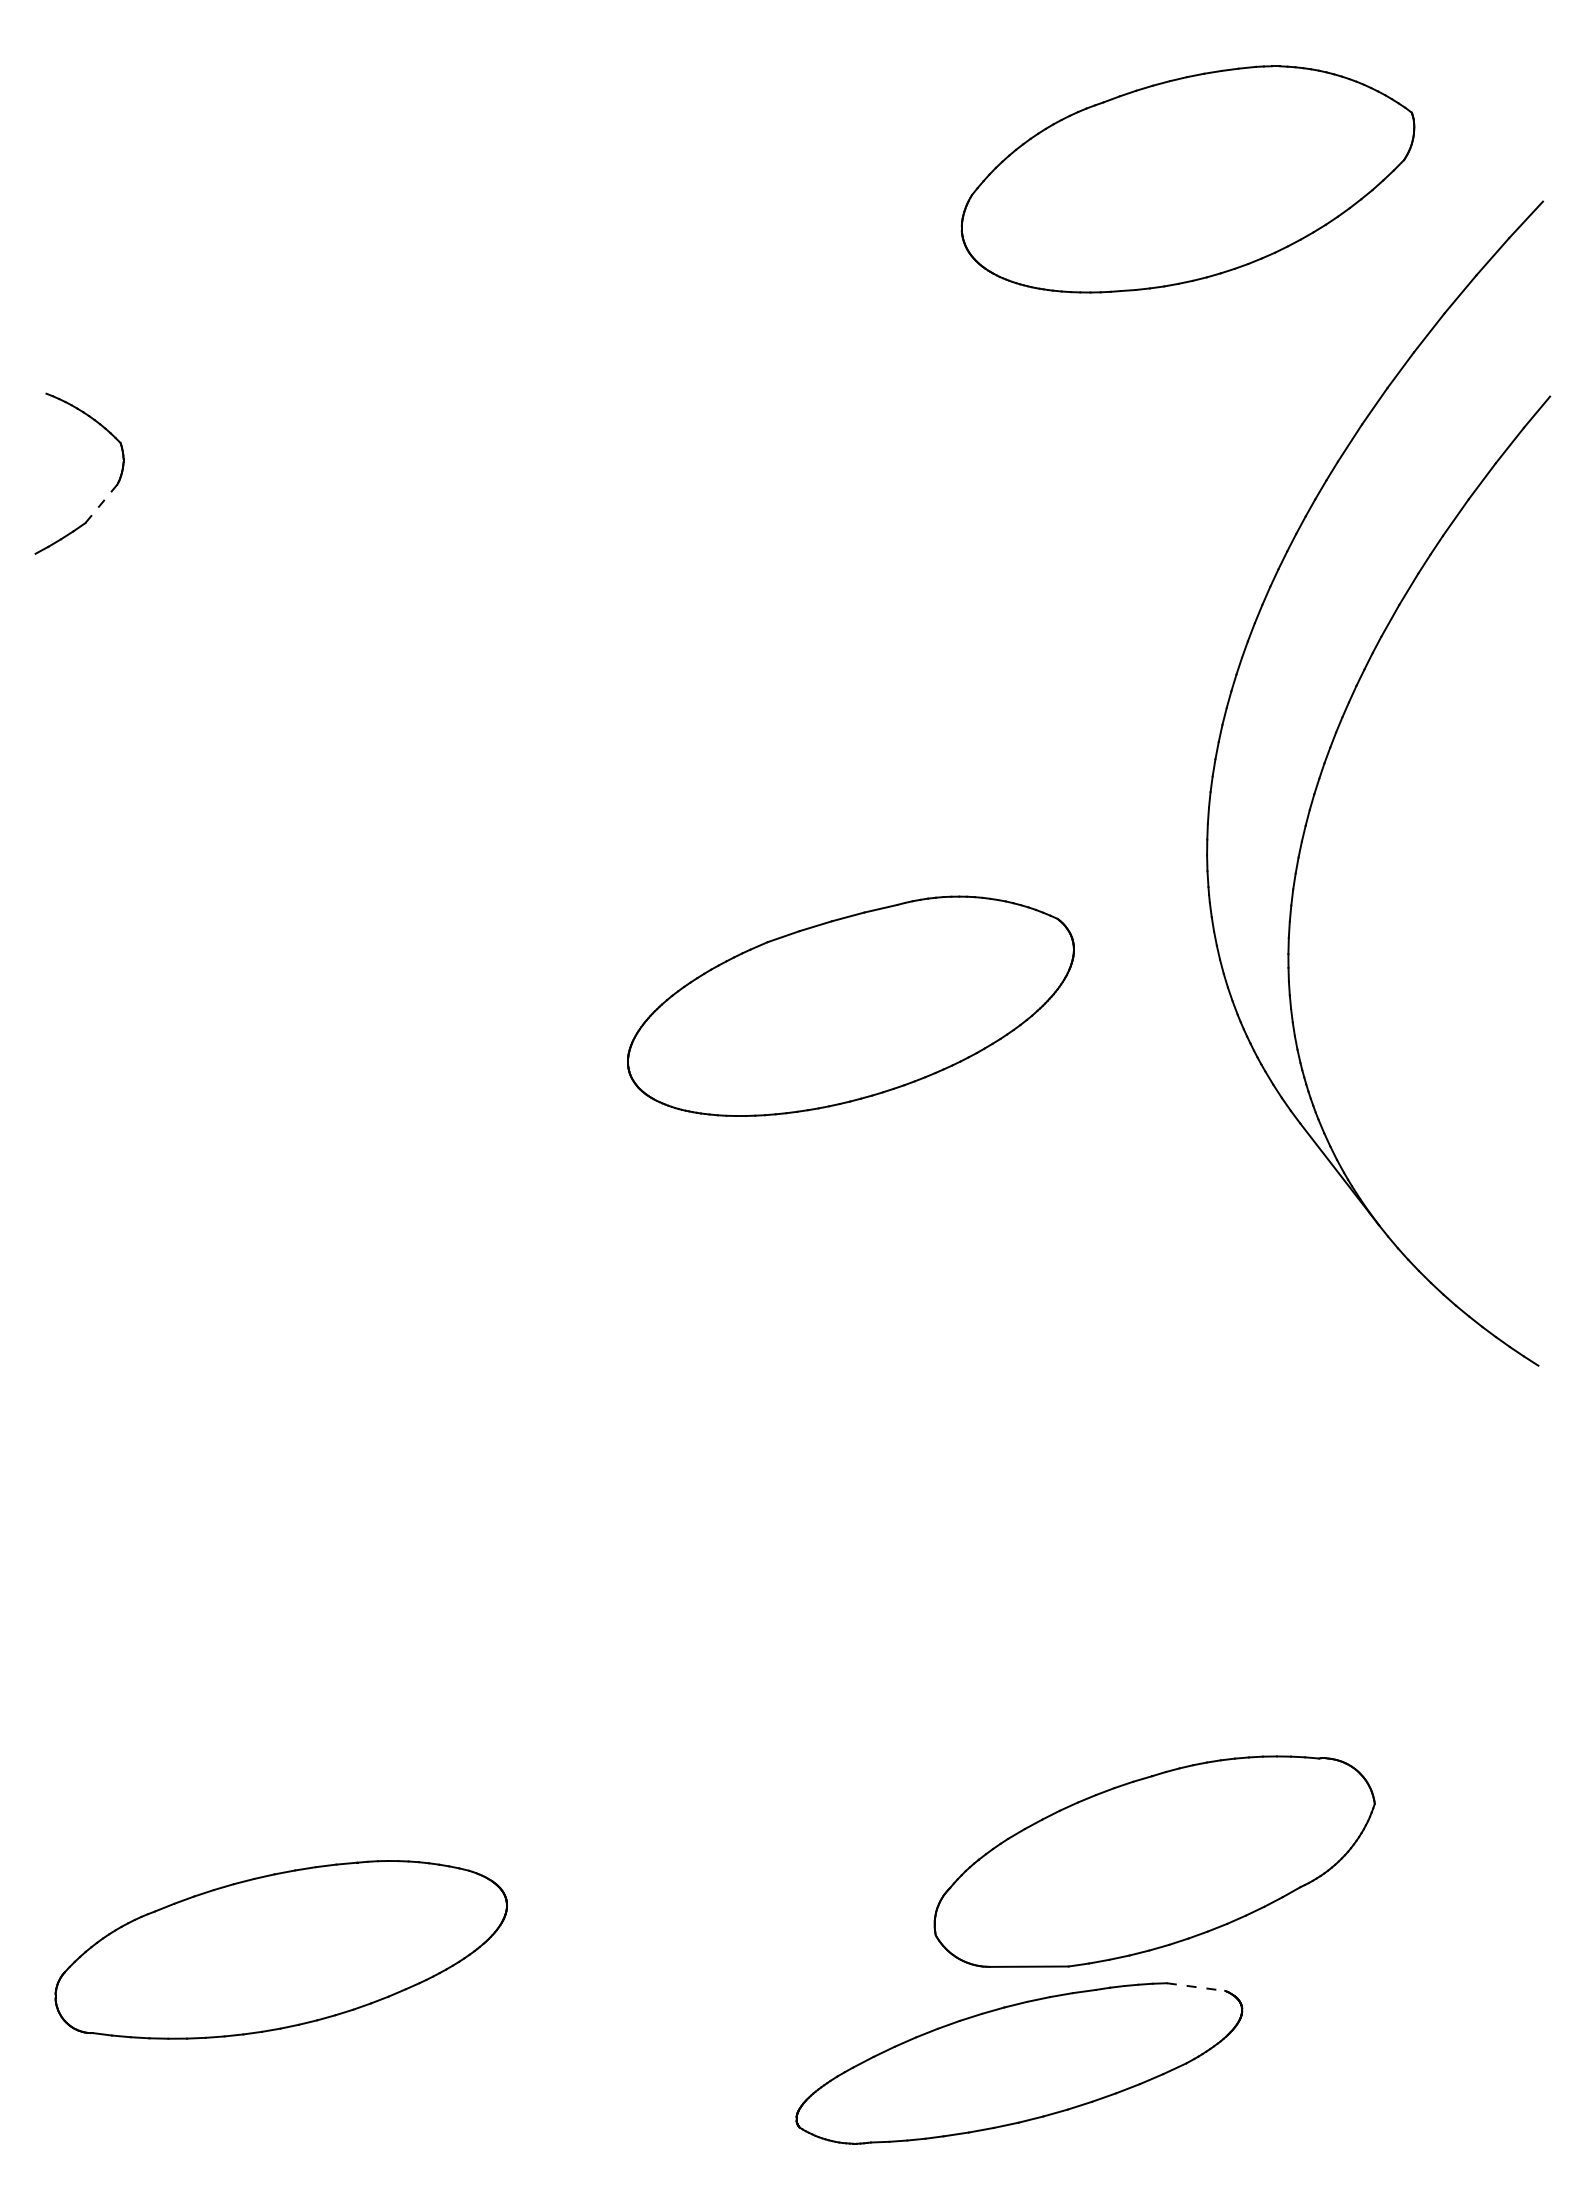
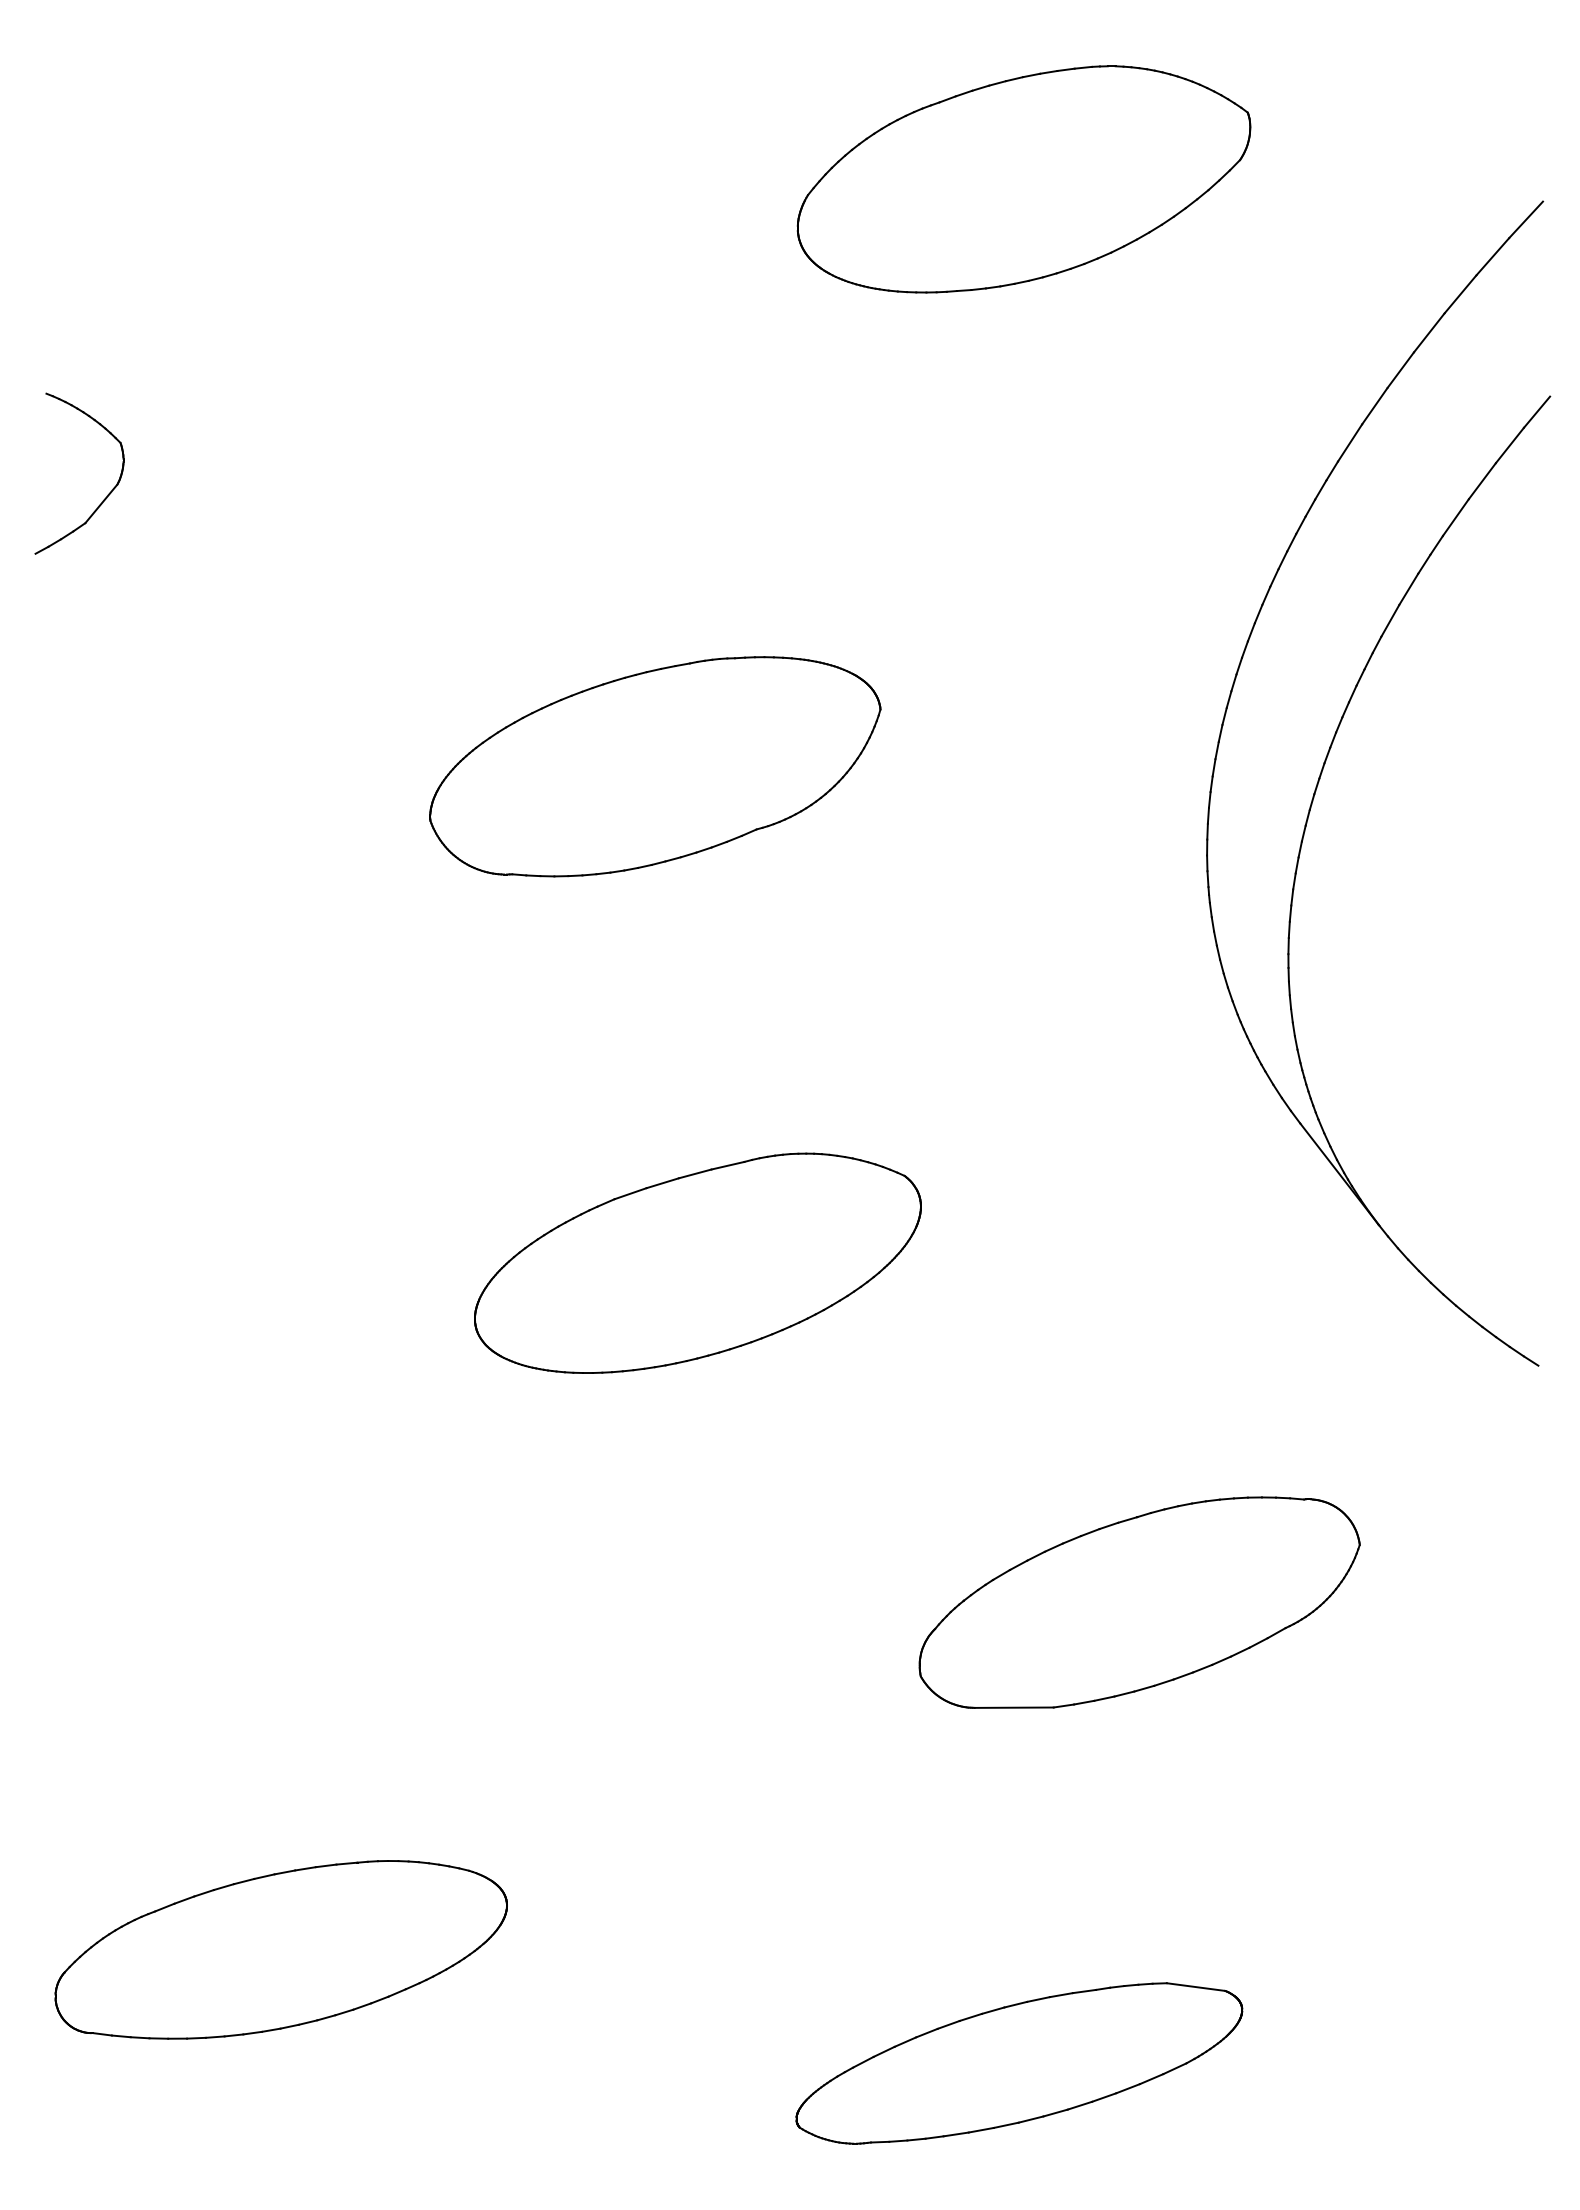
part position: (1187, 179) -> (1023, 179) (1023, 179)
line: dashed -> solid (101, 504)
part: none -> present (655, 766)
part position: (850, 1005) -> (697, 1262) (697, 1262)
part position: (1154, 1861) -> (1139, 1602) (1139, 1602)
line: dashed -> solid (1196, 1987)
